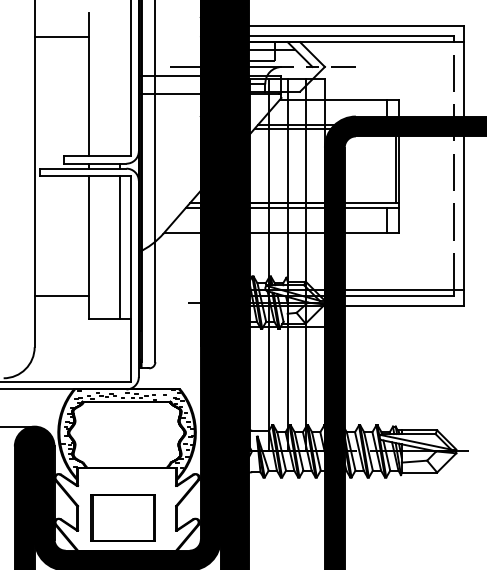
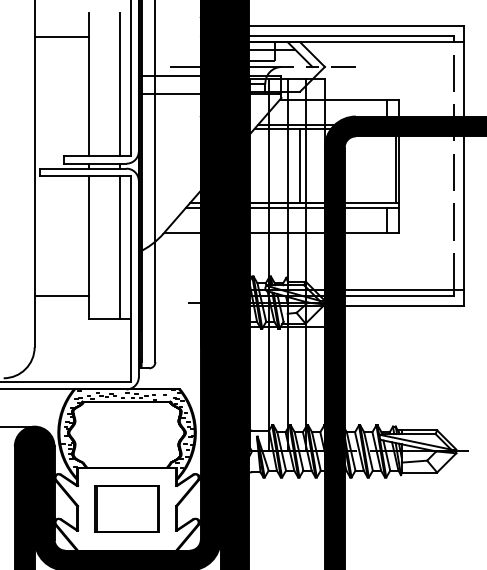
line: none -> present (120, 84)
line: none -> present (300, 165)
part position: (122, 517) -> (126, 508) (126, 508)
